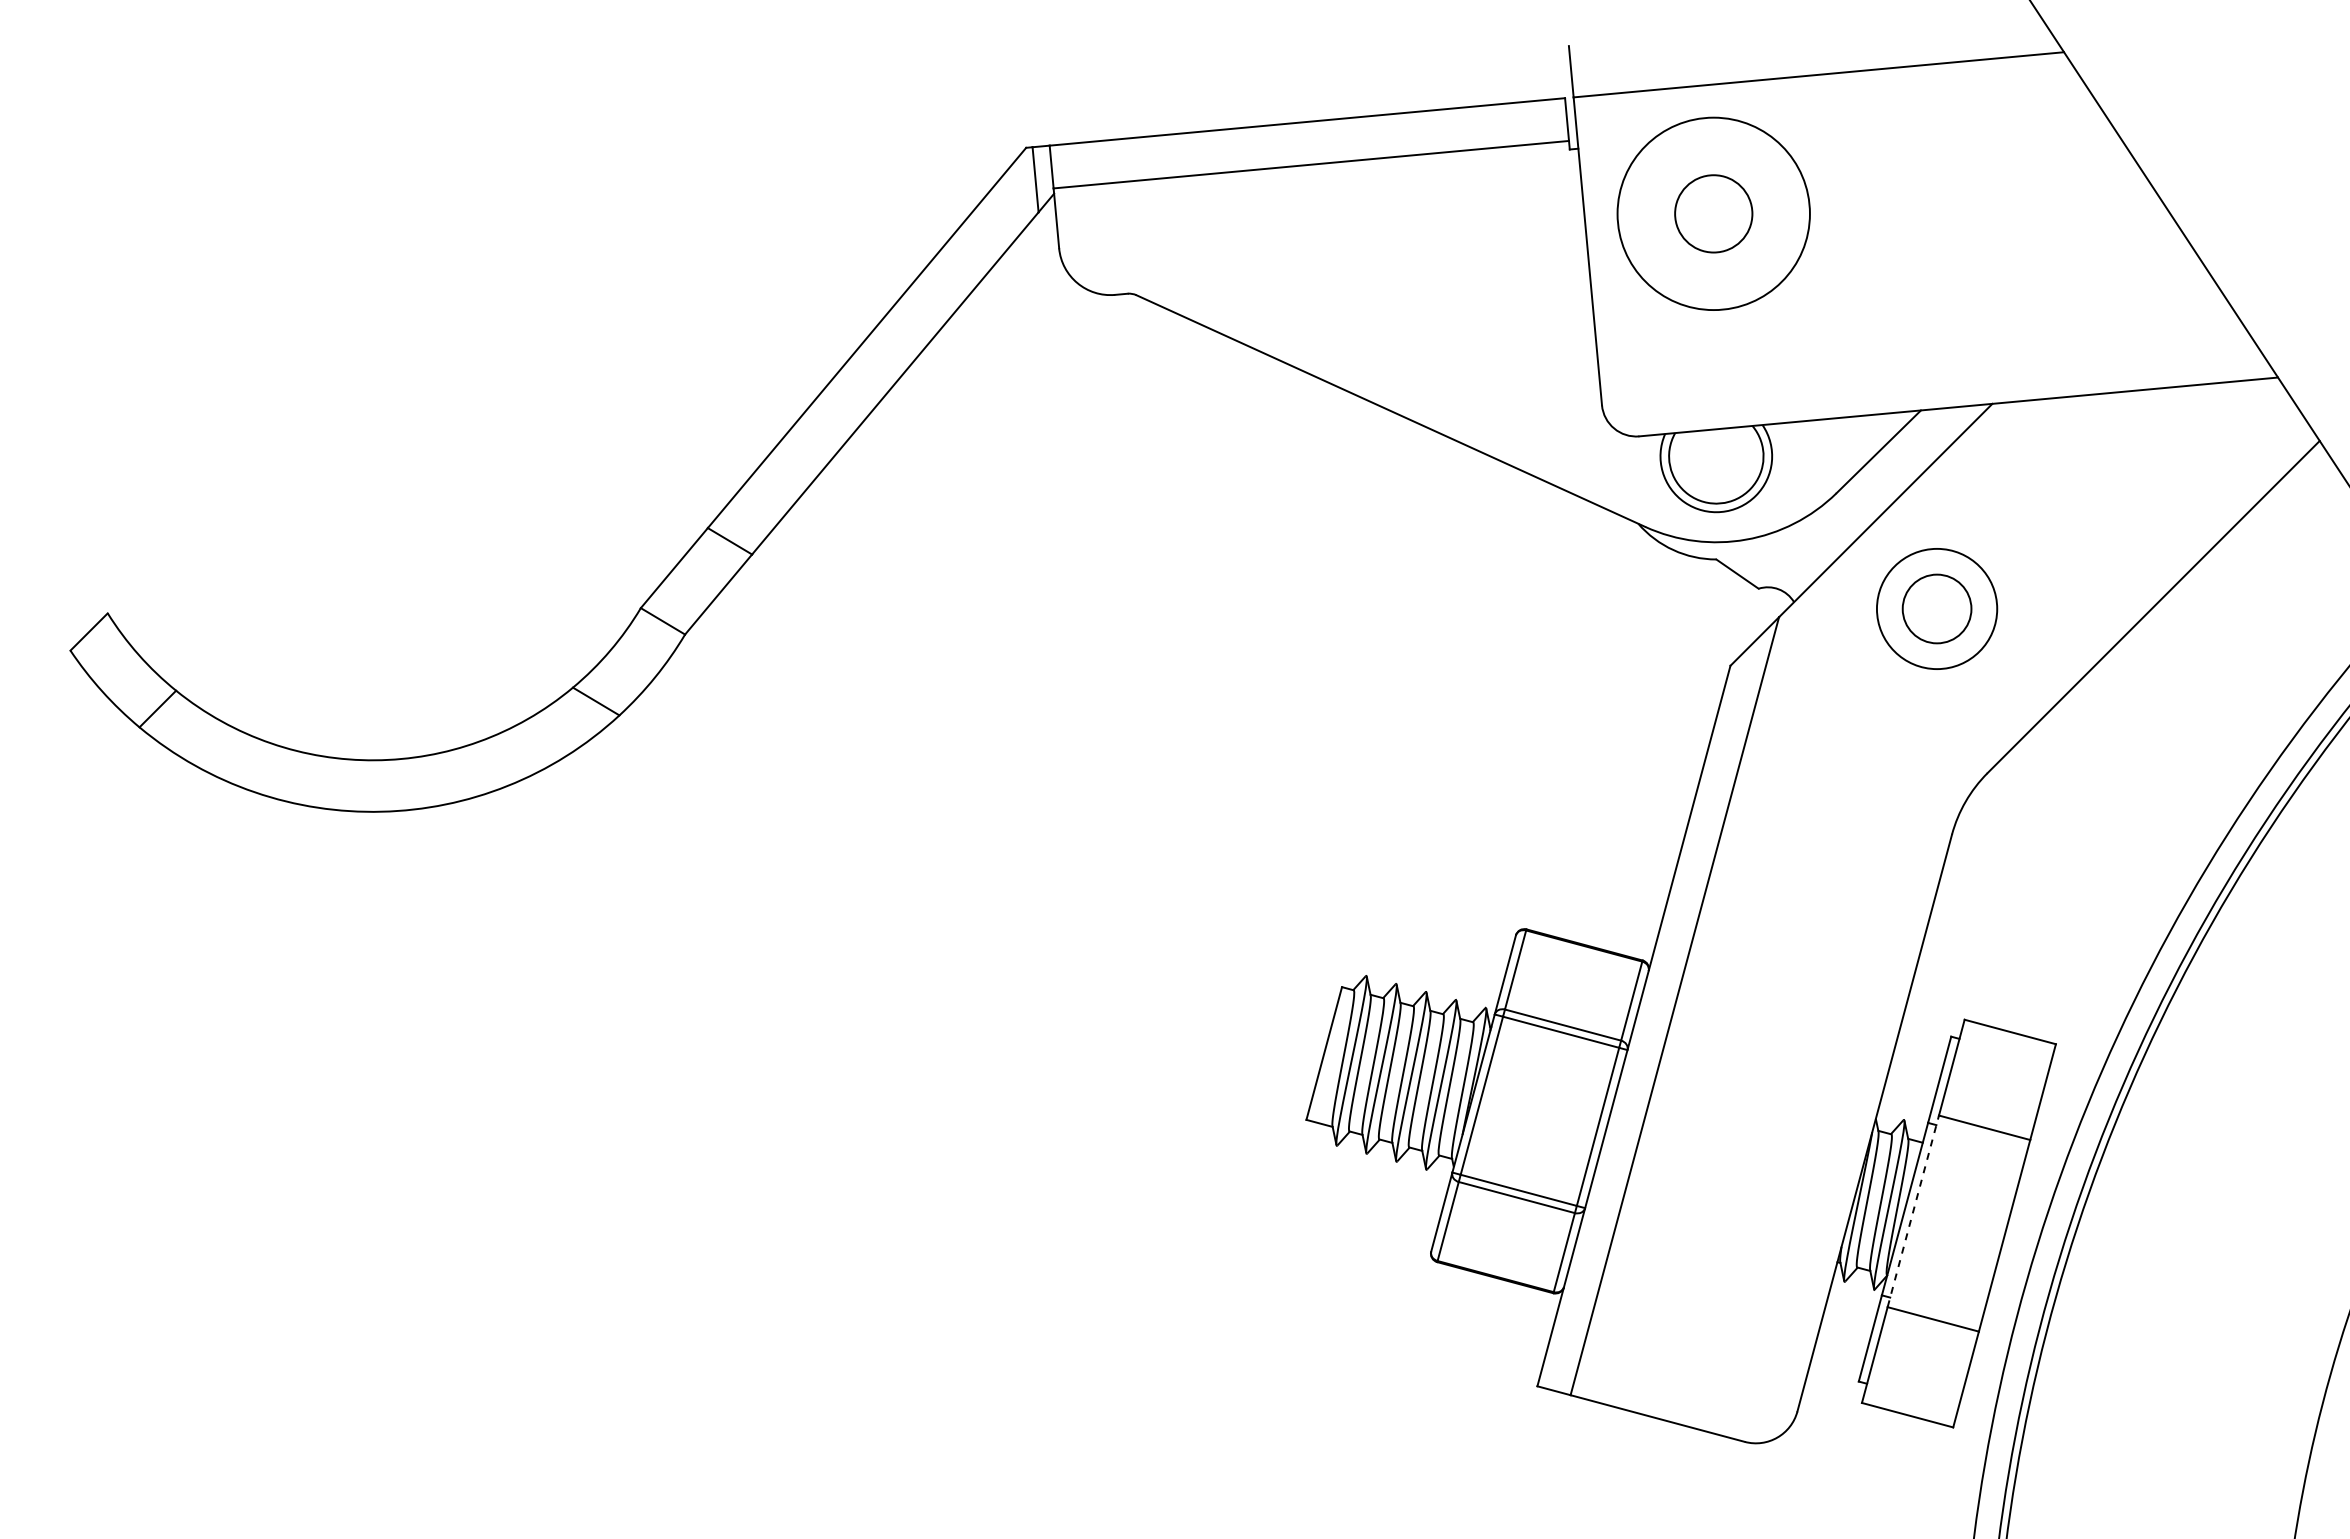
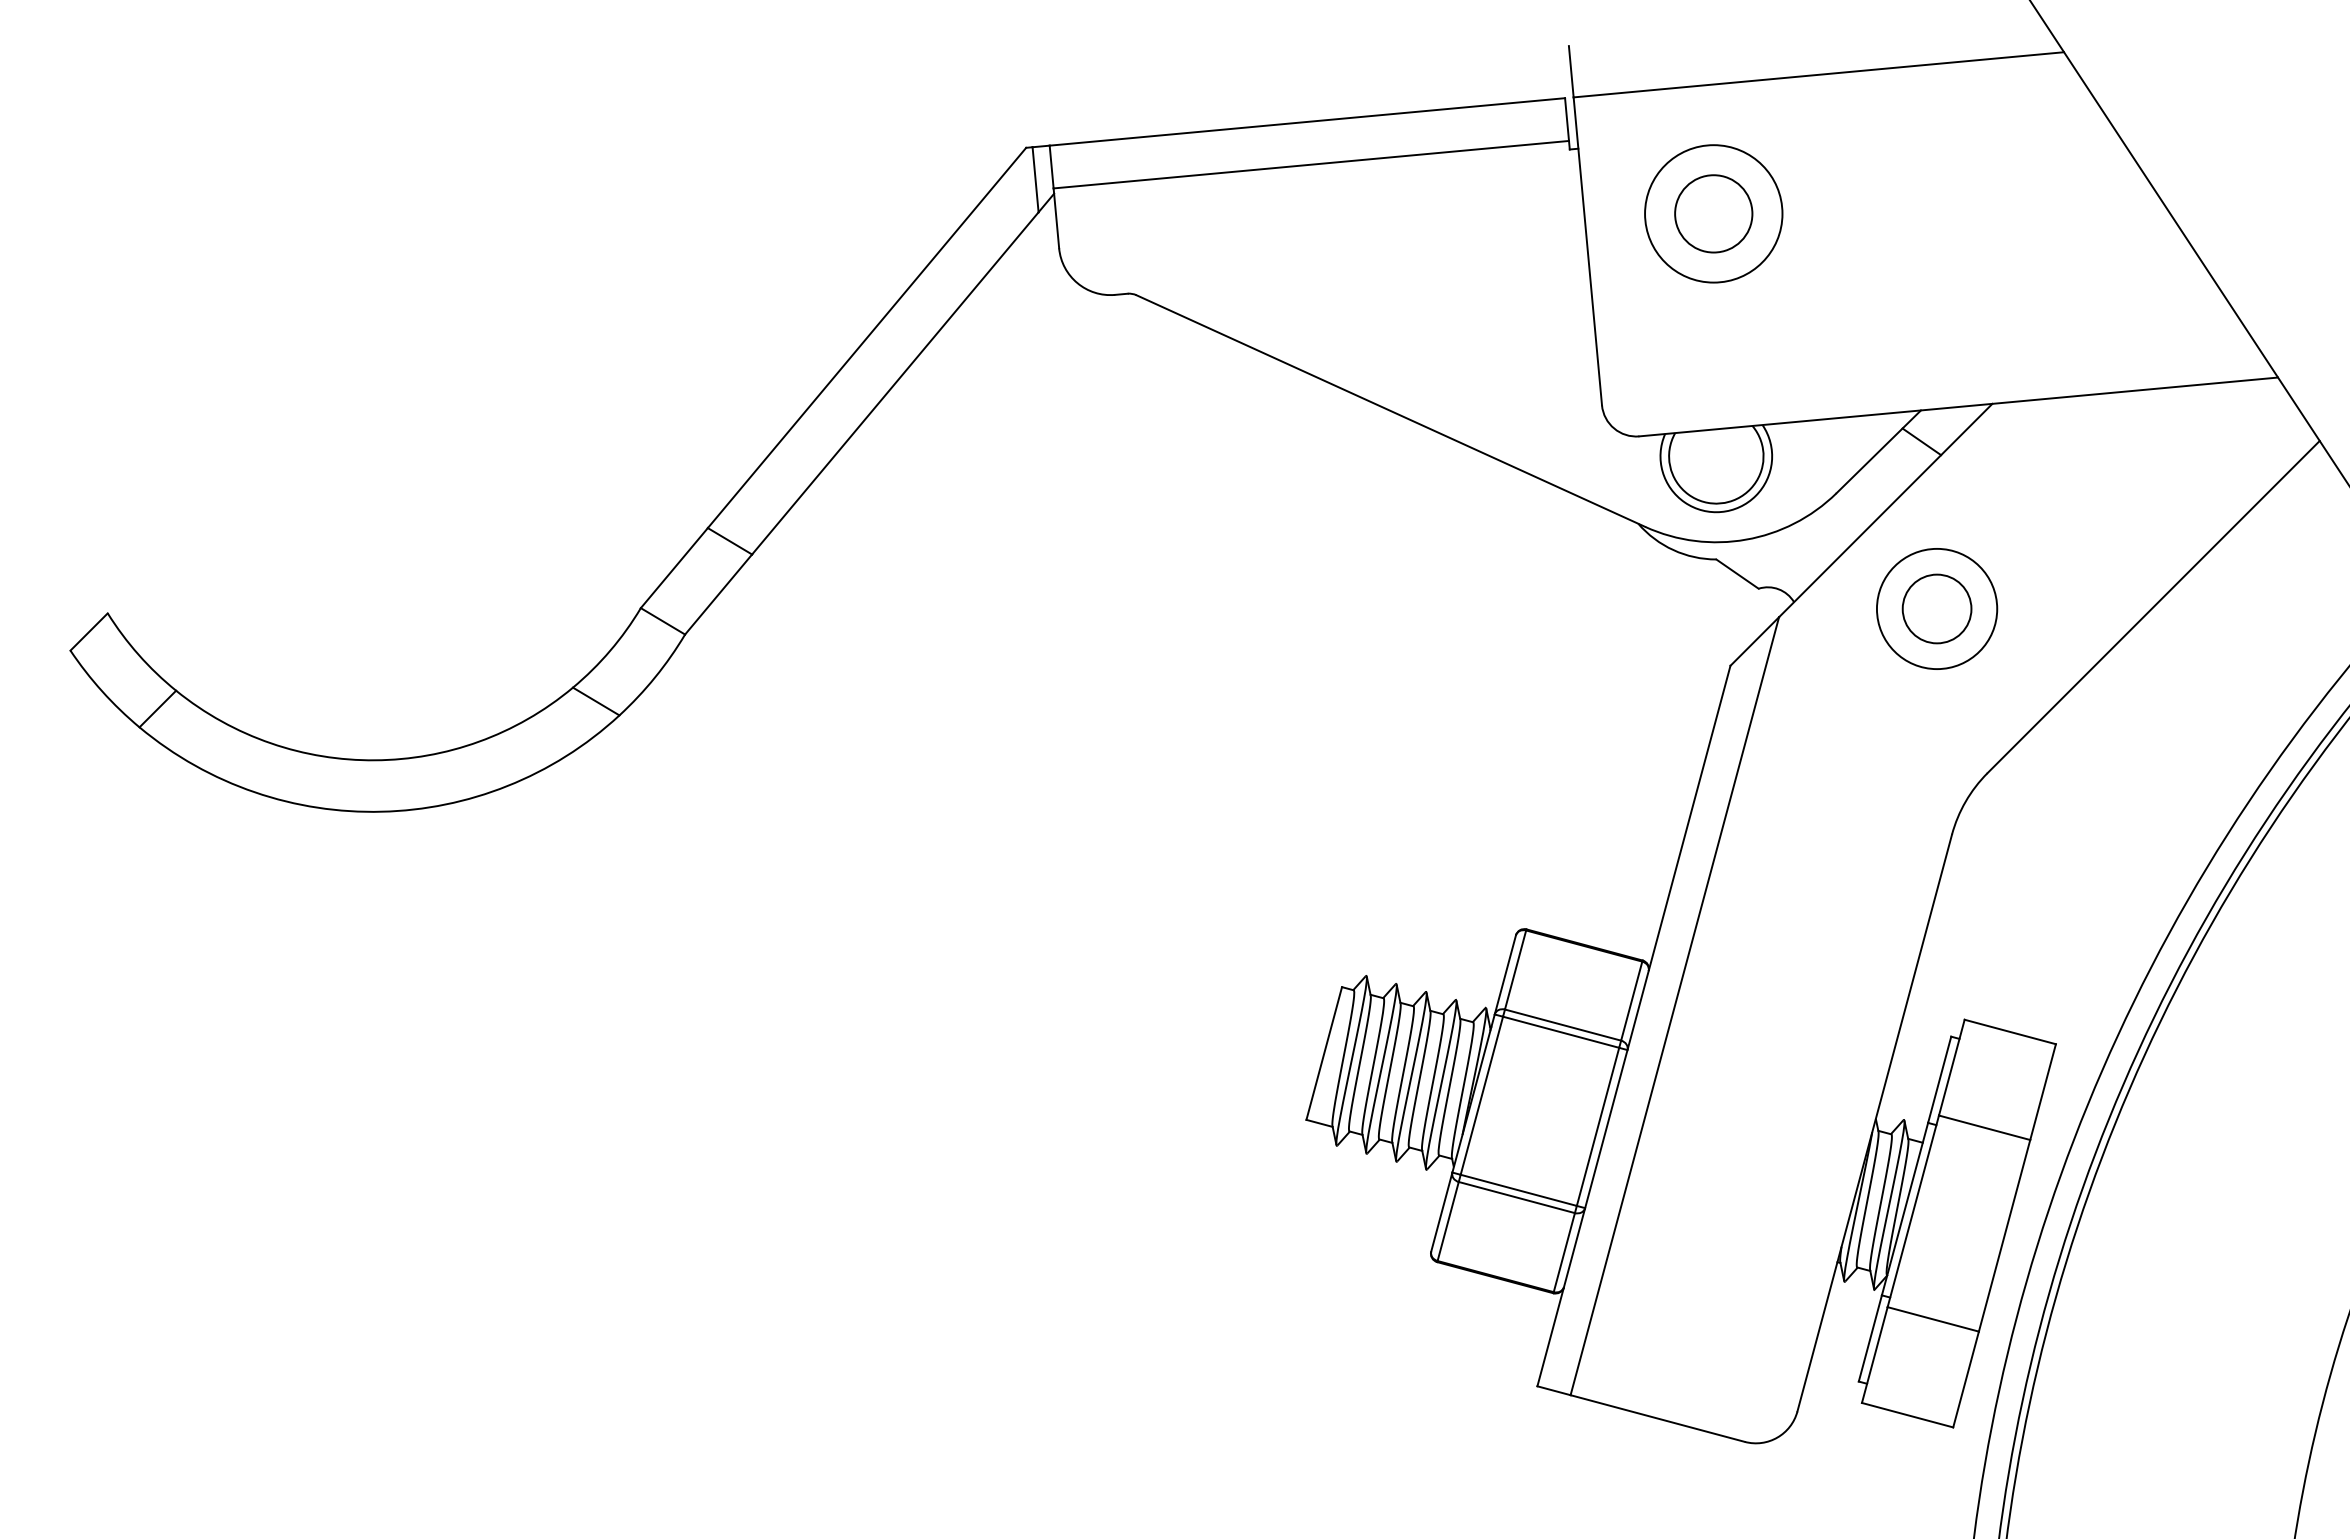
circle diameter: 192 px -> 137 px (1713, 213)
line: none -> present (1921, 441)
line: dashed -> solid (1913, 1210)
